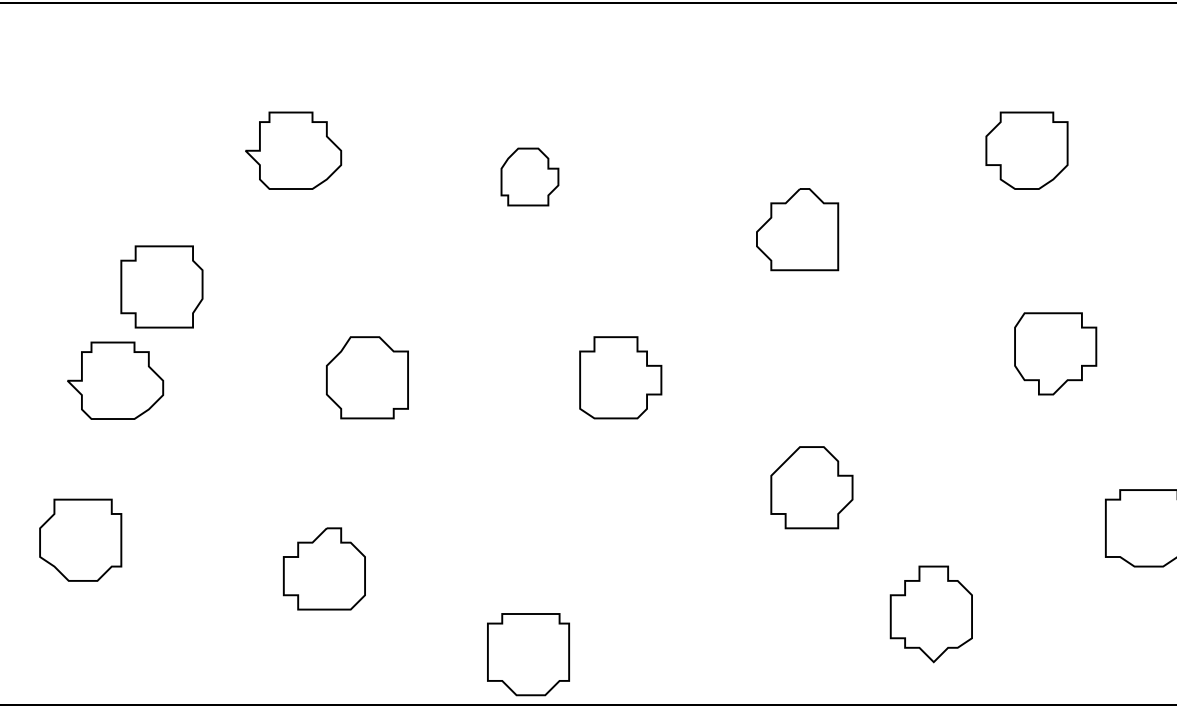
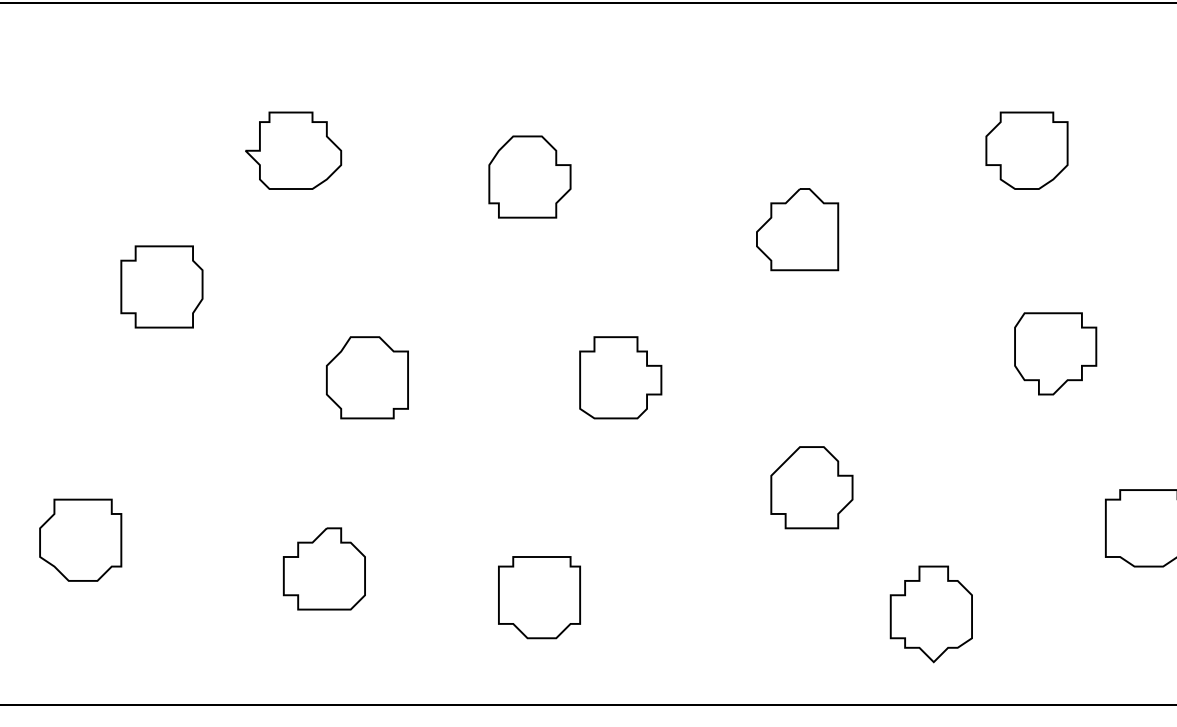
part size: 60x60 px -> 84x84 px (529, 176)
part: present -> none (115, 380)
part position: (528, 654) -> (539, 597) (539, 597)
